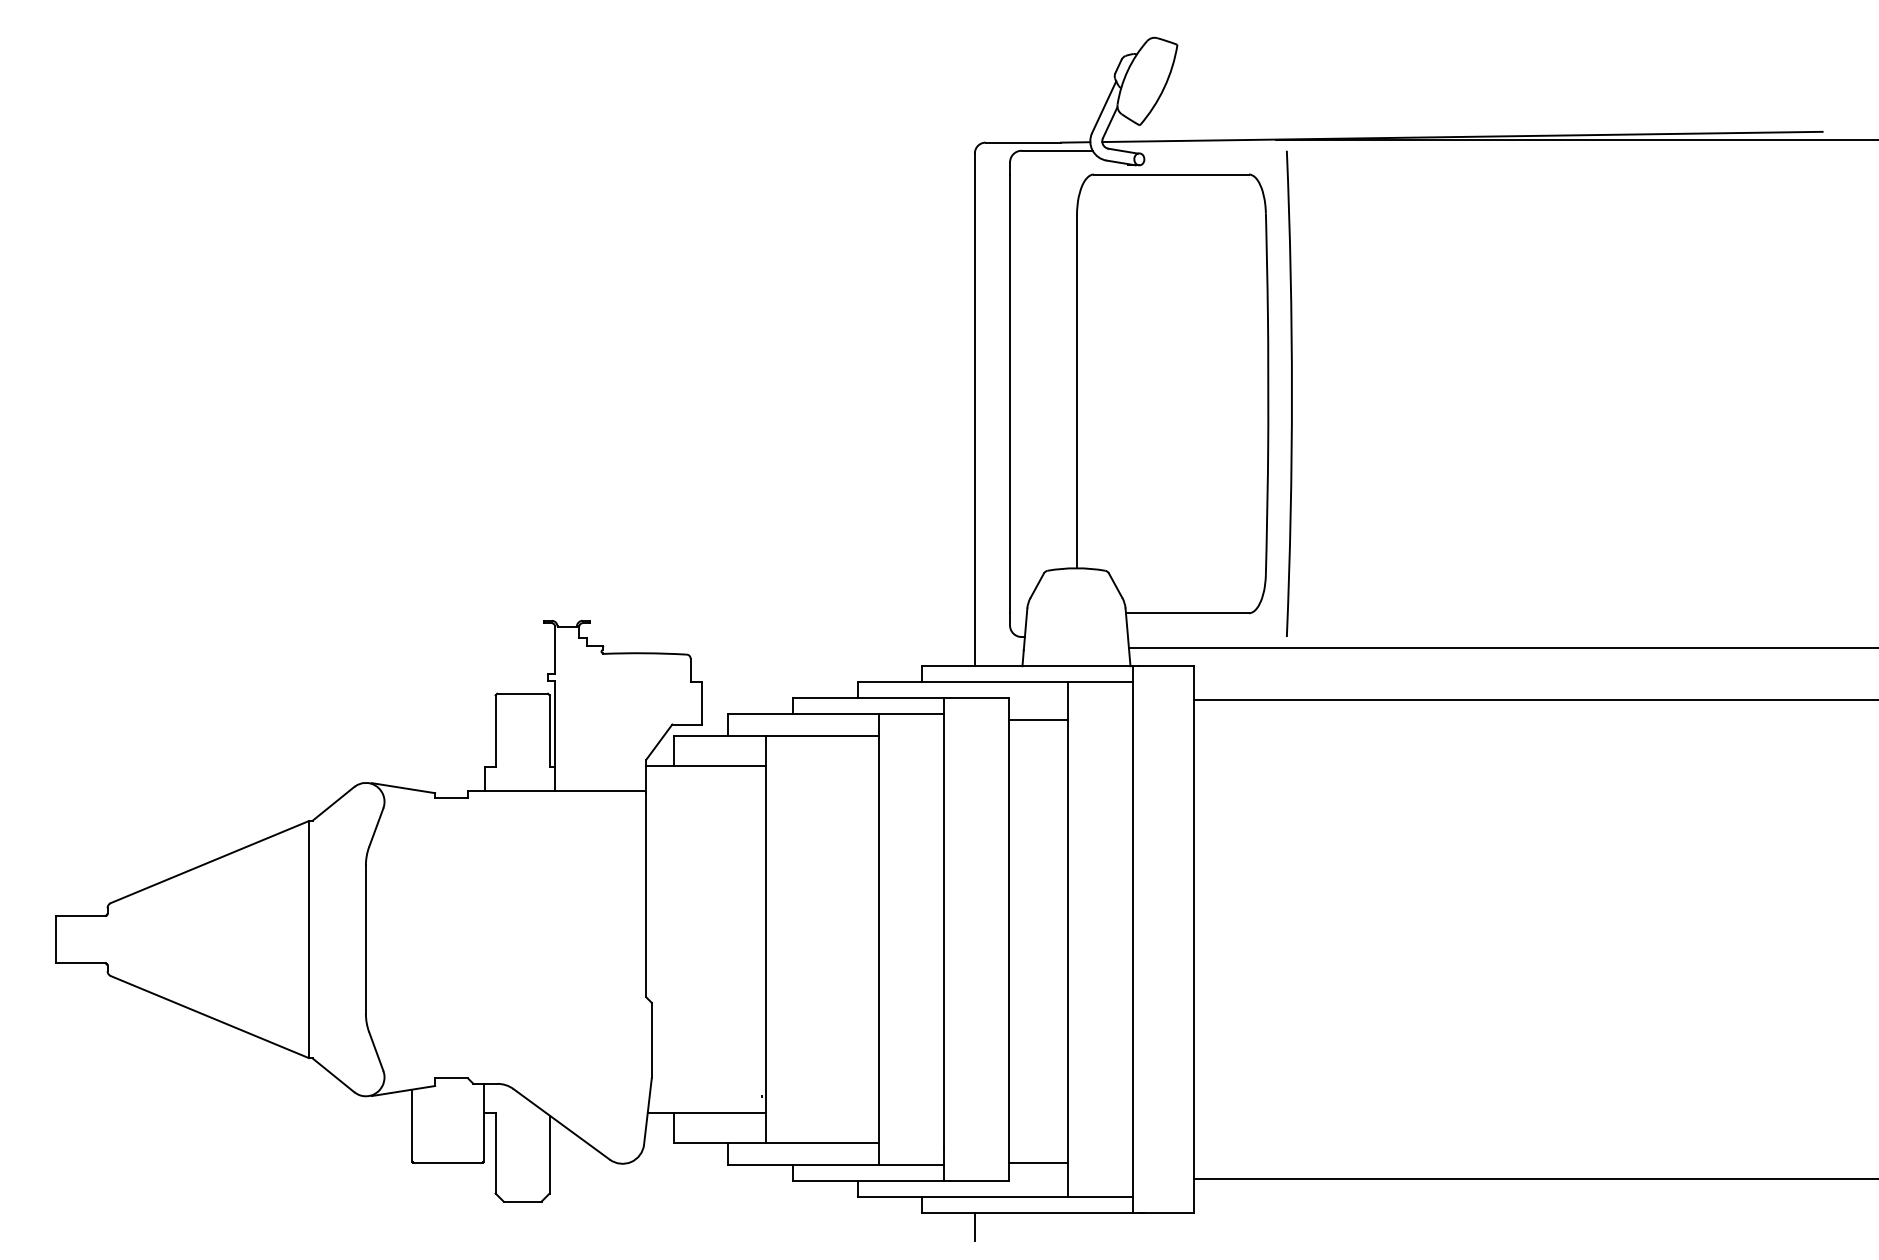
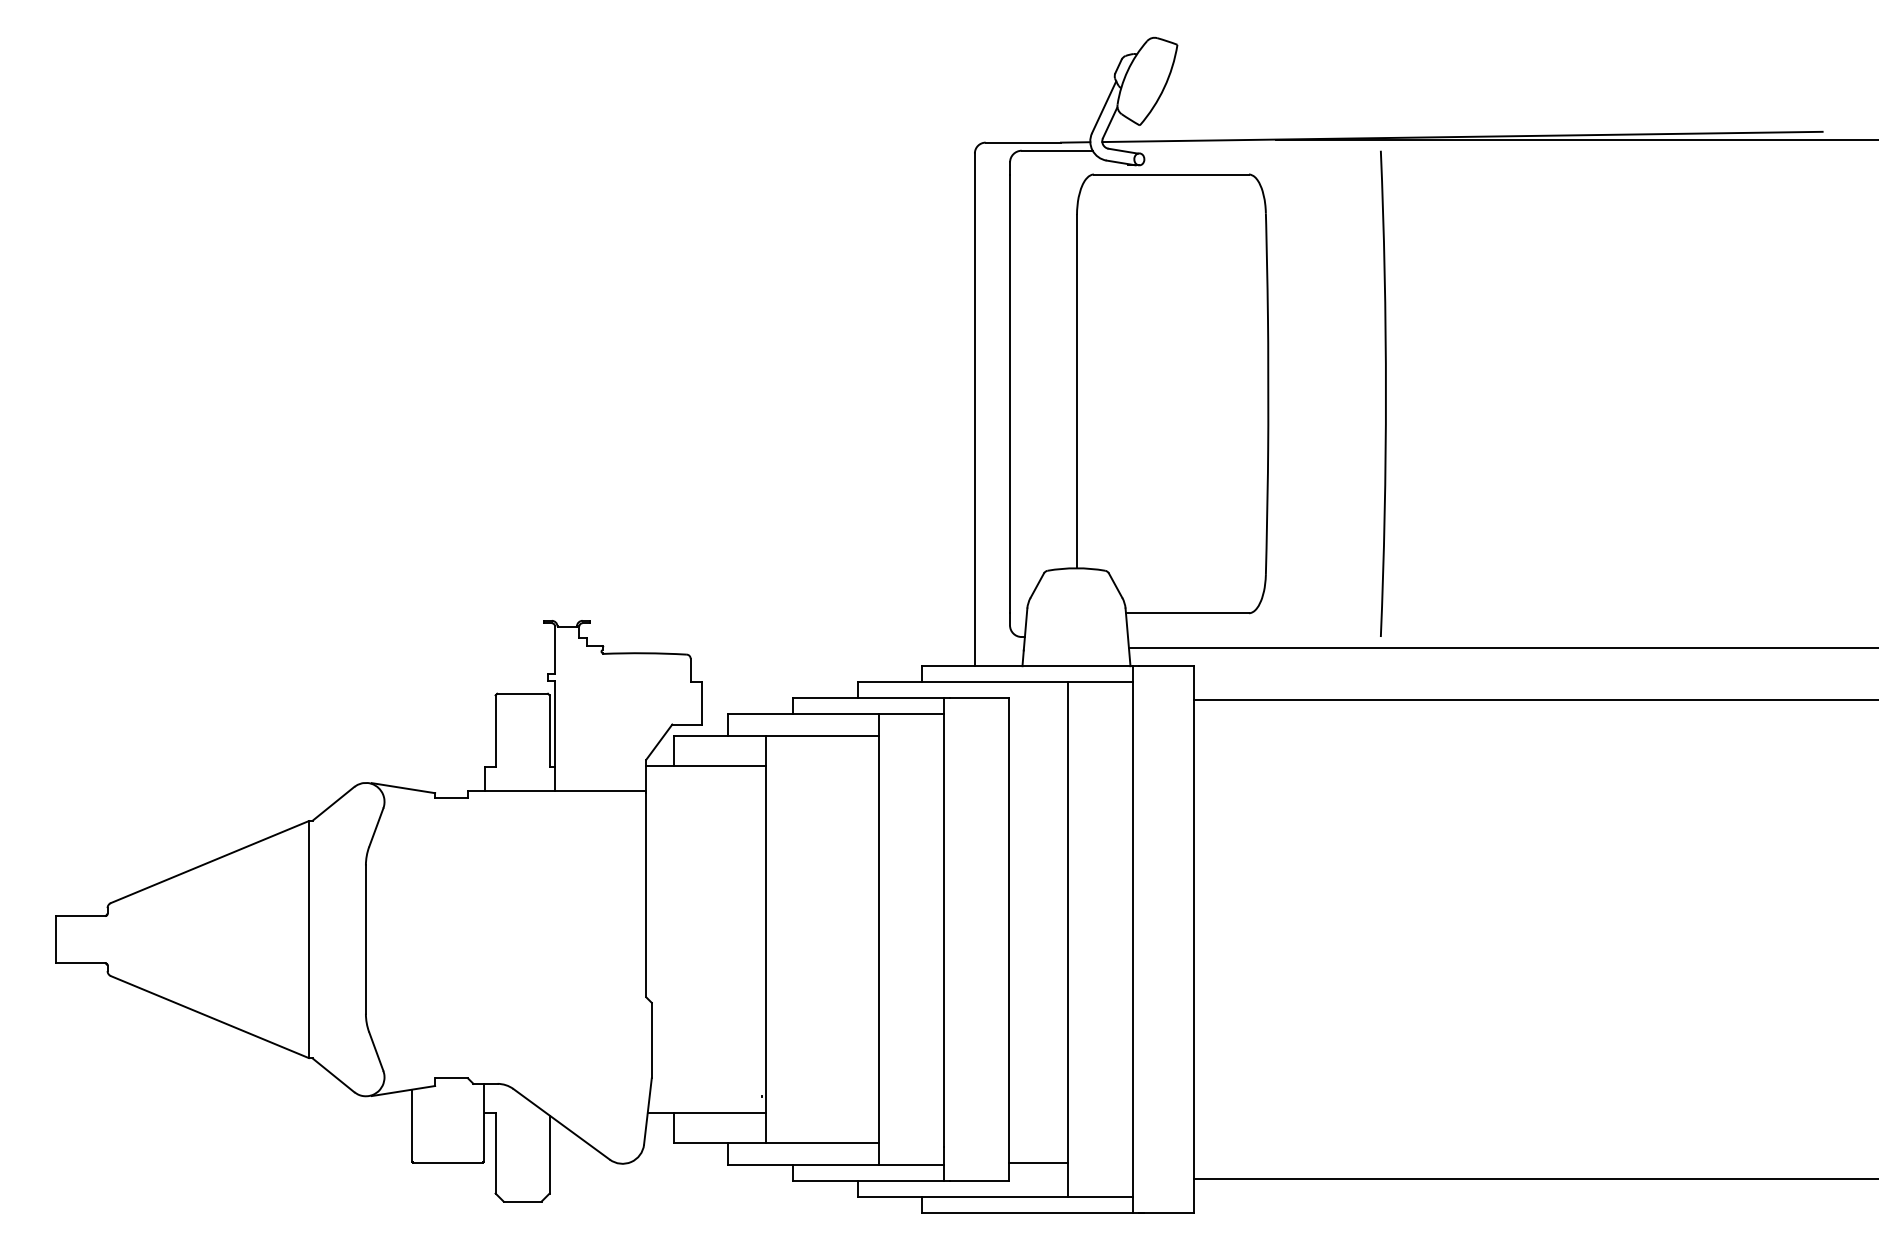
arc position: (1291, 393) -> (1385, 393) (1385, 393)
line: present -> none (1038, 719)
line: present -> none (974, 1226)
